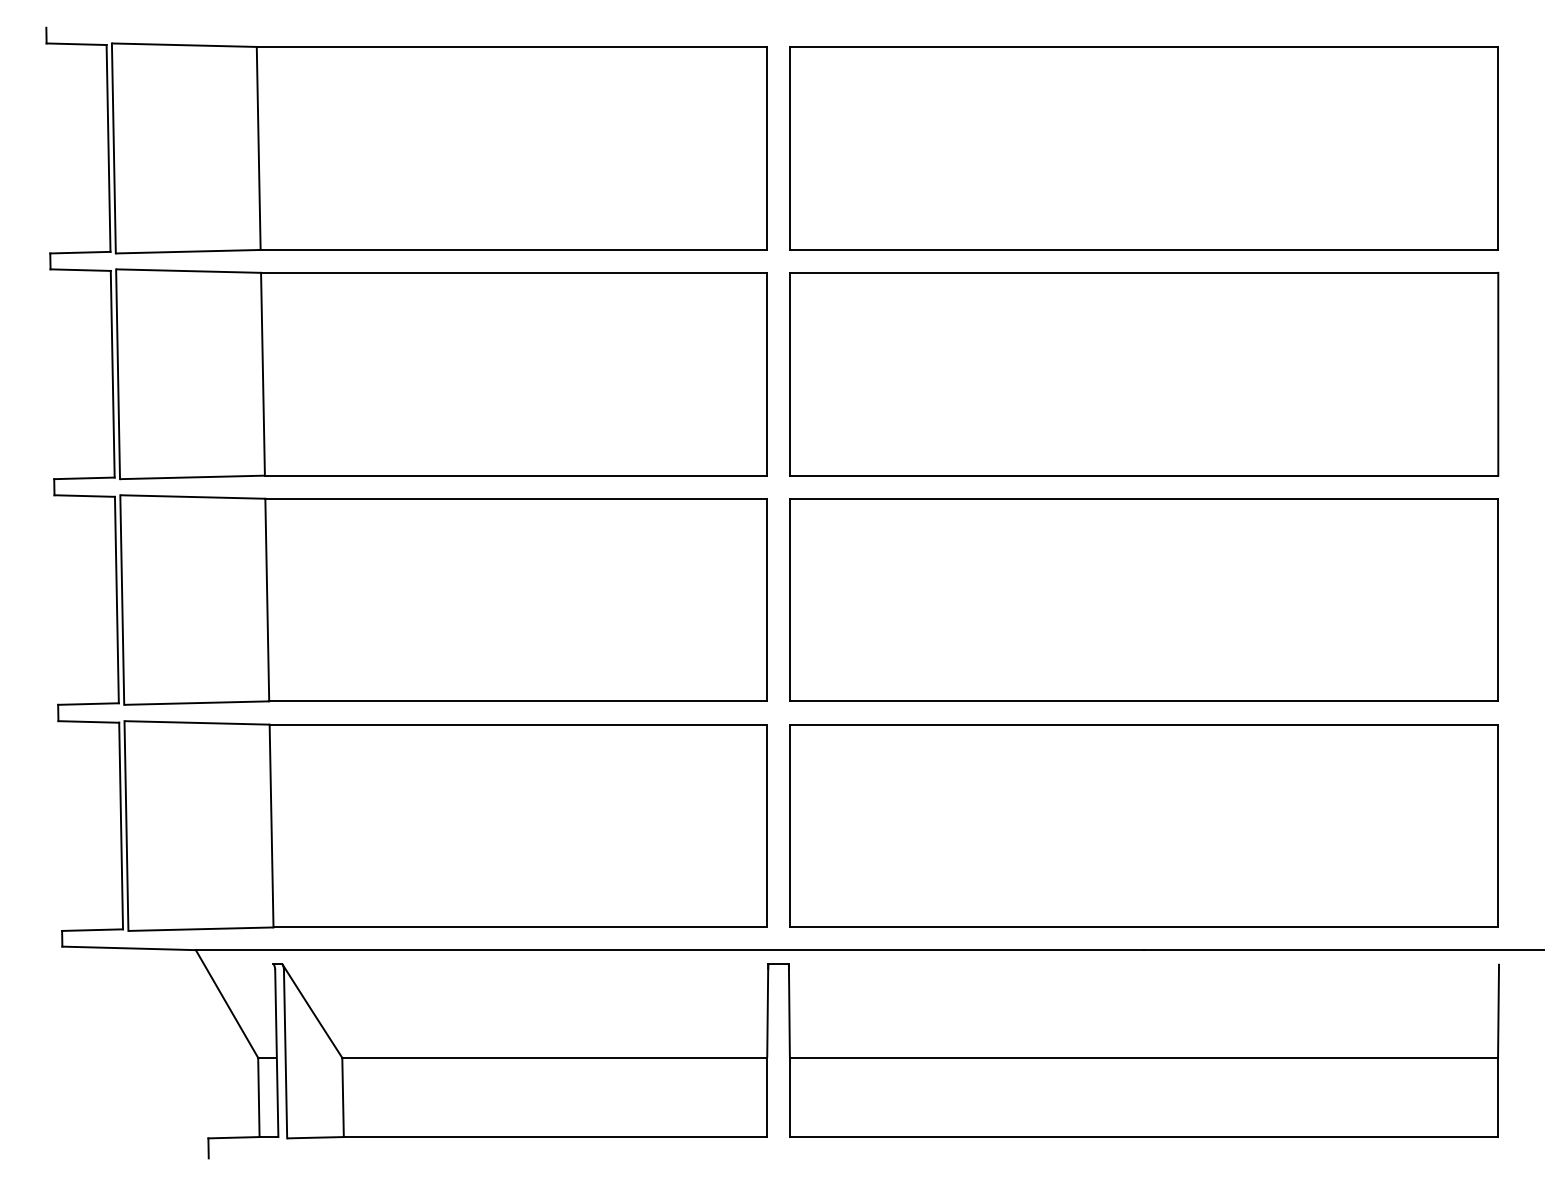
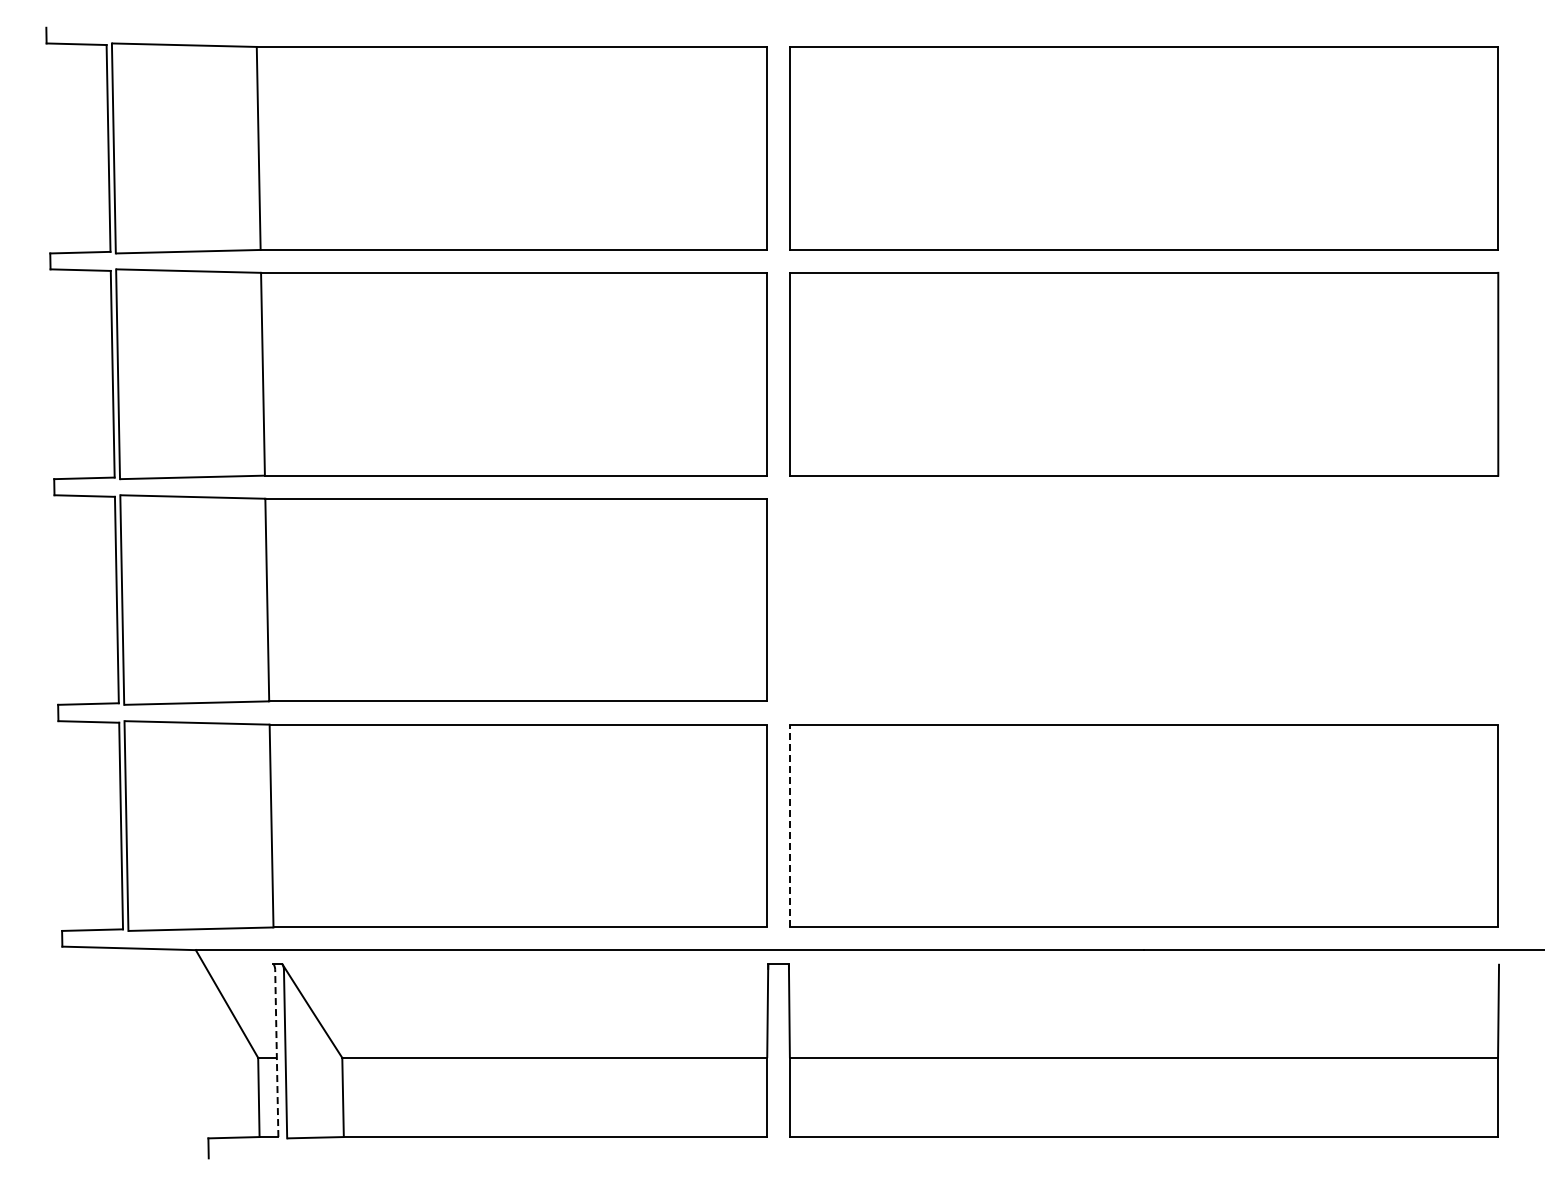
part: present -> none (1143, 599)
line: solid -> dashed (789, 825)
line: solid -> dashed (276, 1053)
